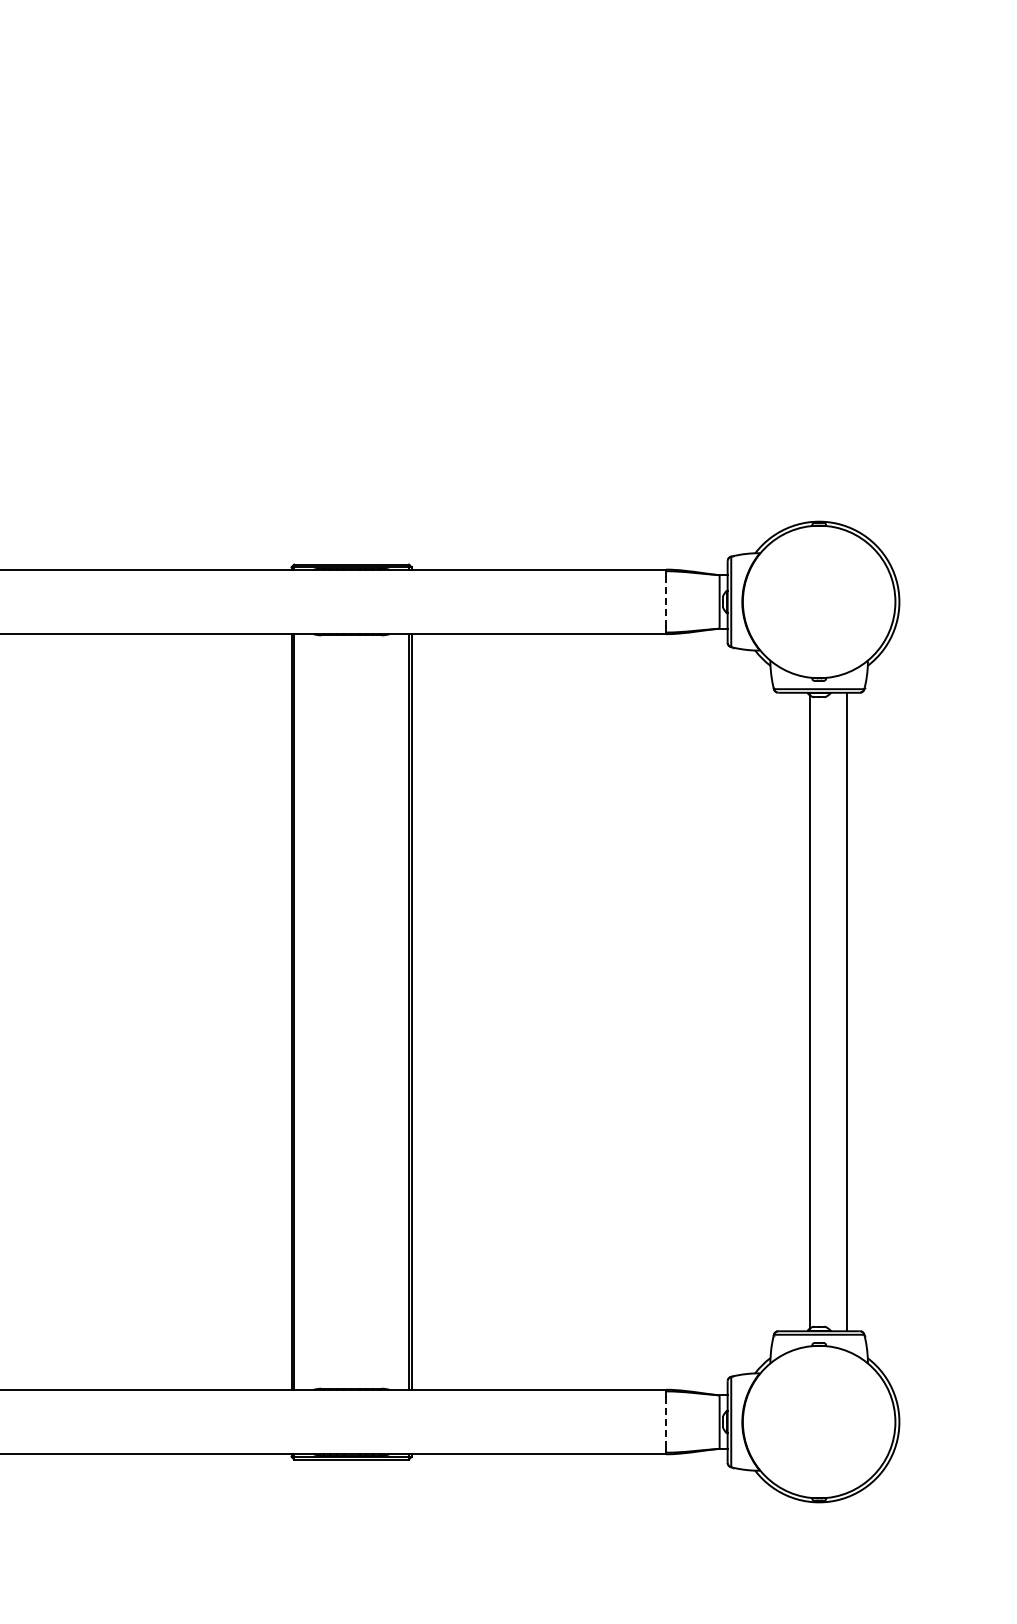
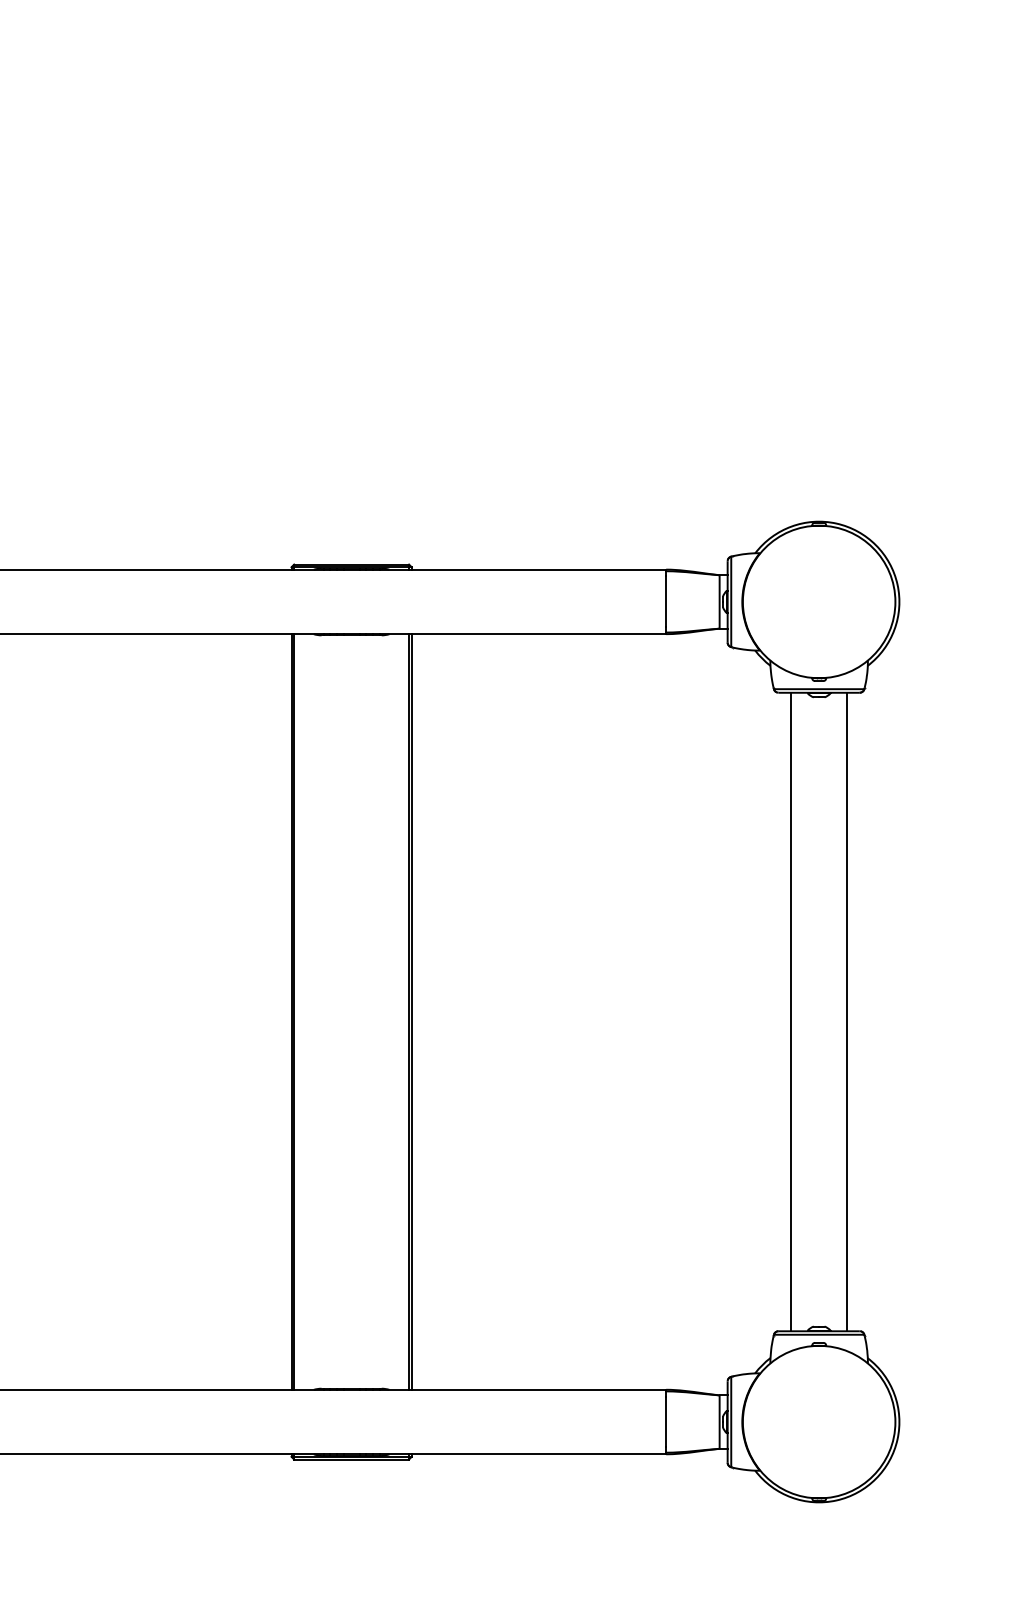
line: dashed -> solid (666, 601)
line position: (809, 1011) -> (790, 1011) (790, 1011)
line: dashed -> solid (666, 1422)
